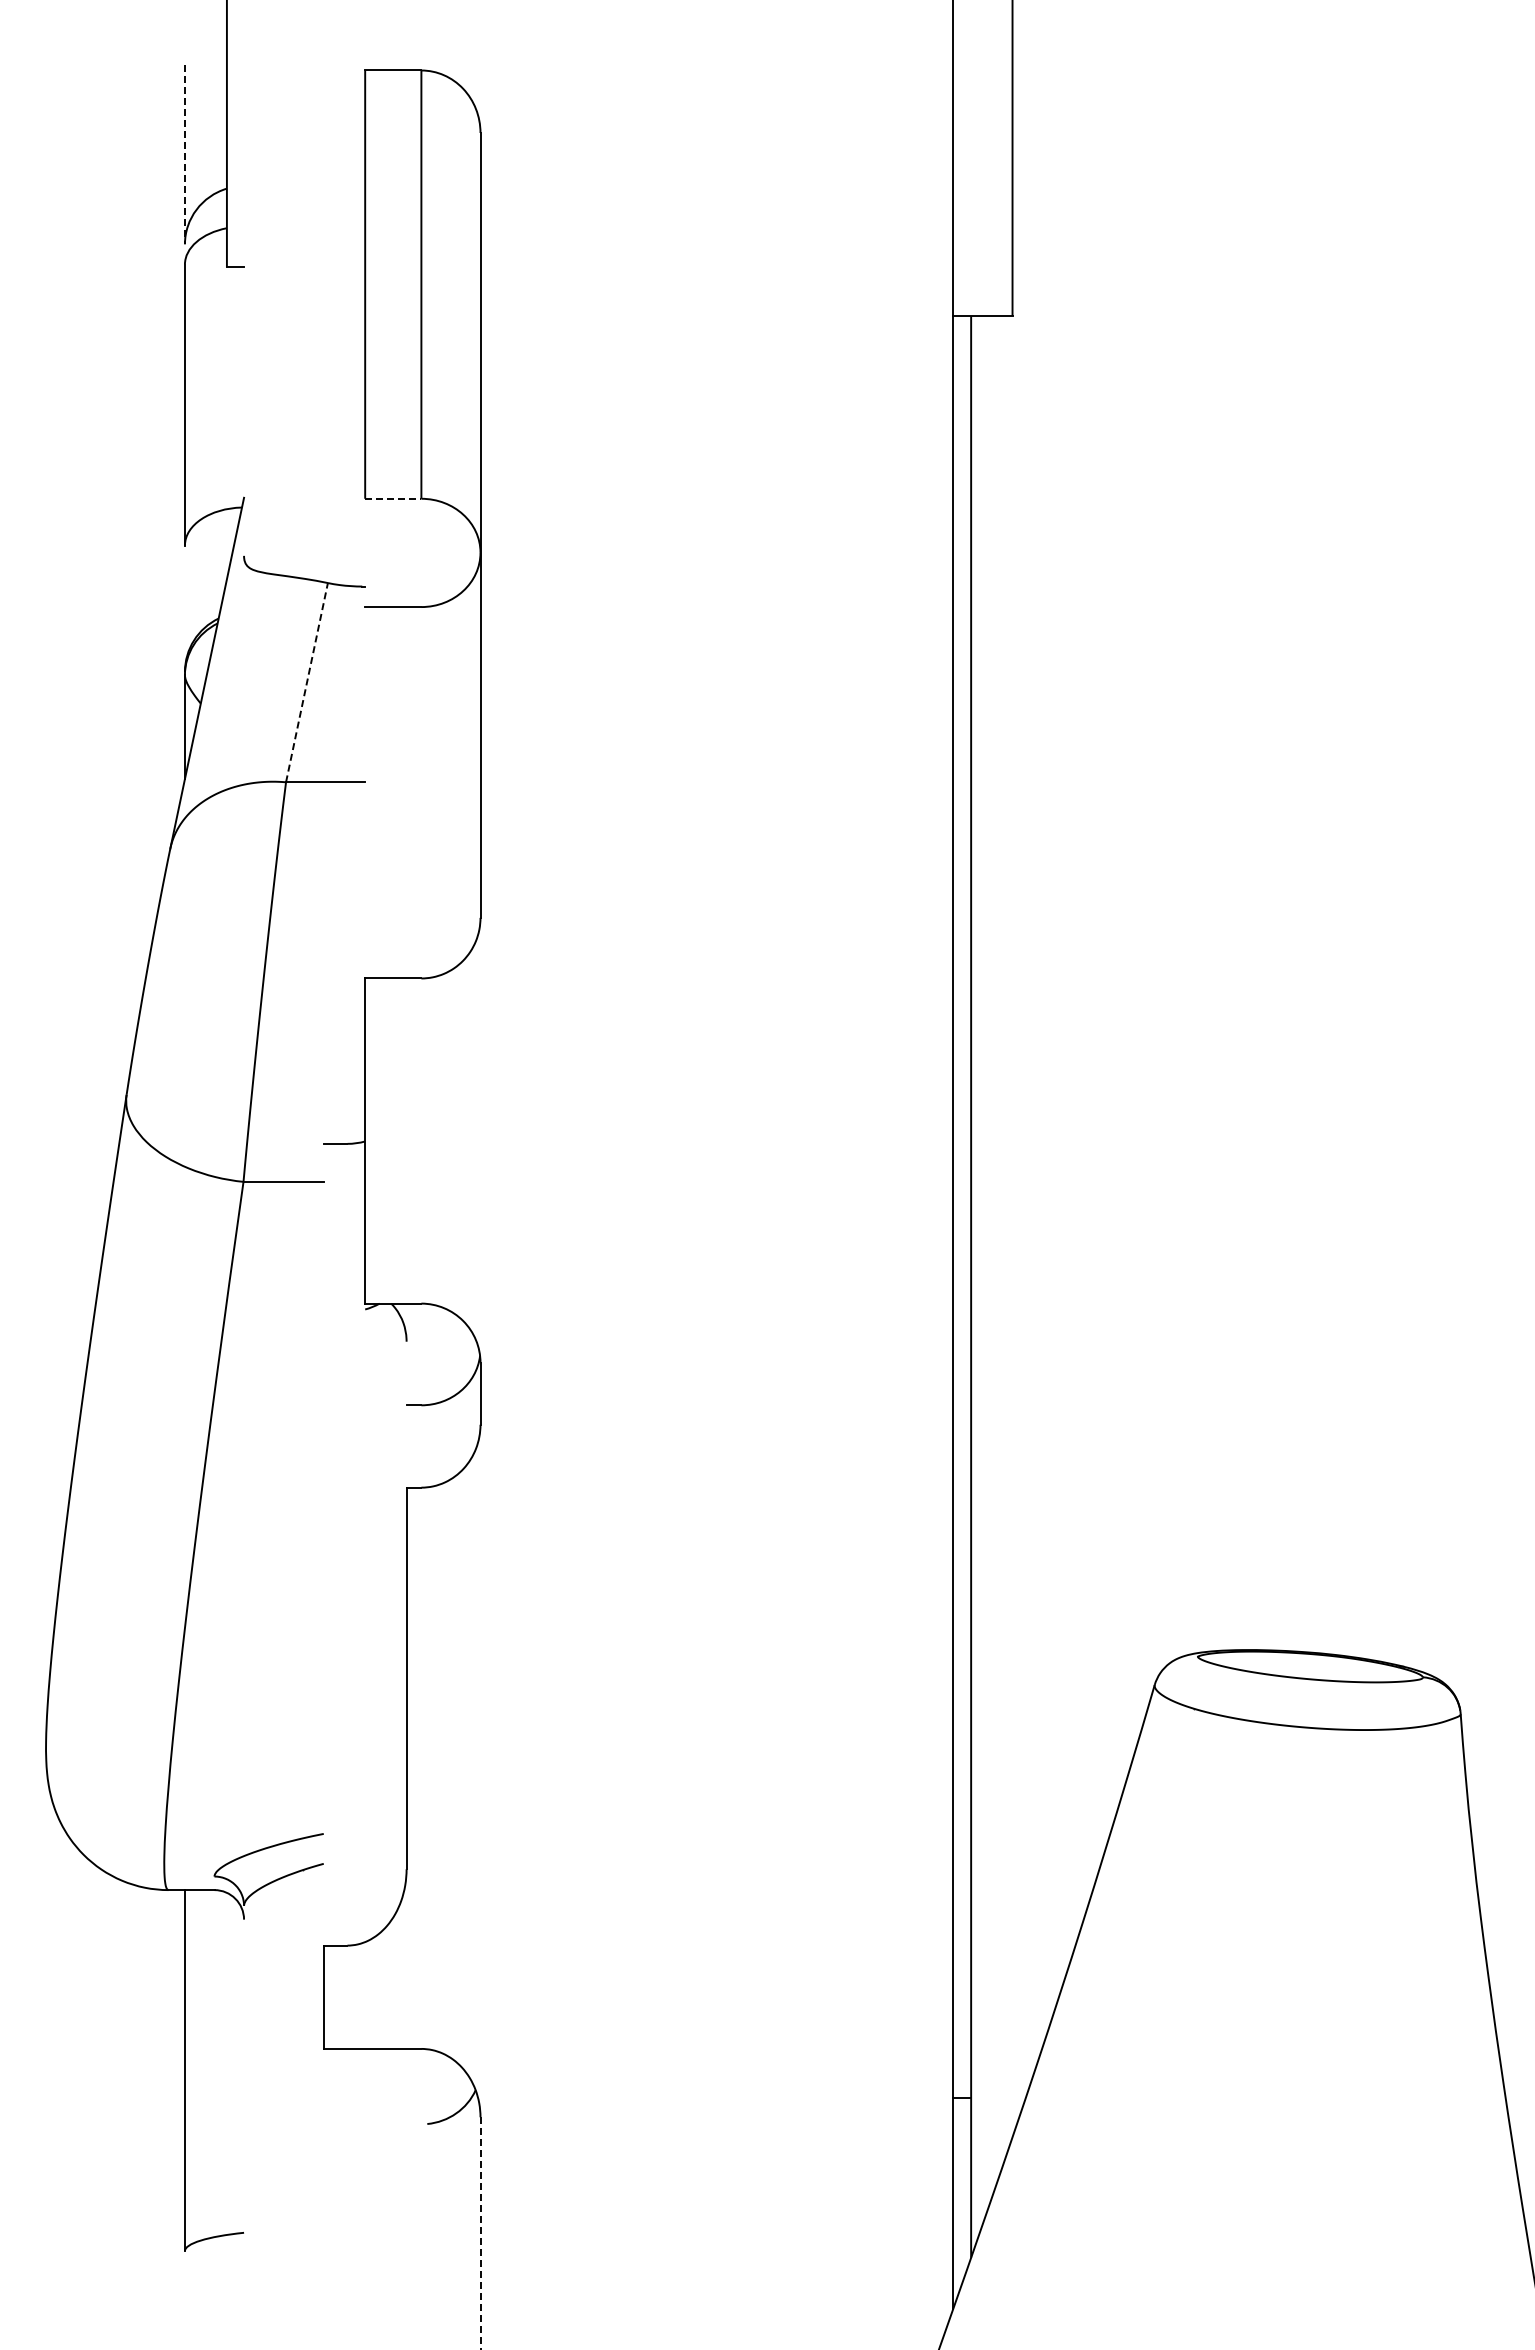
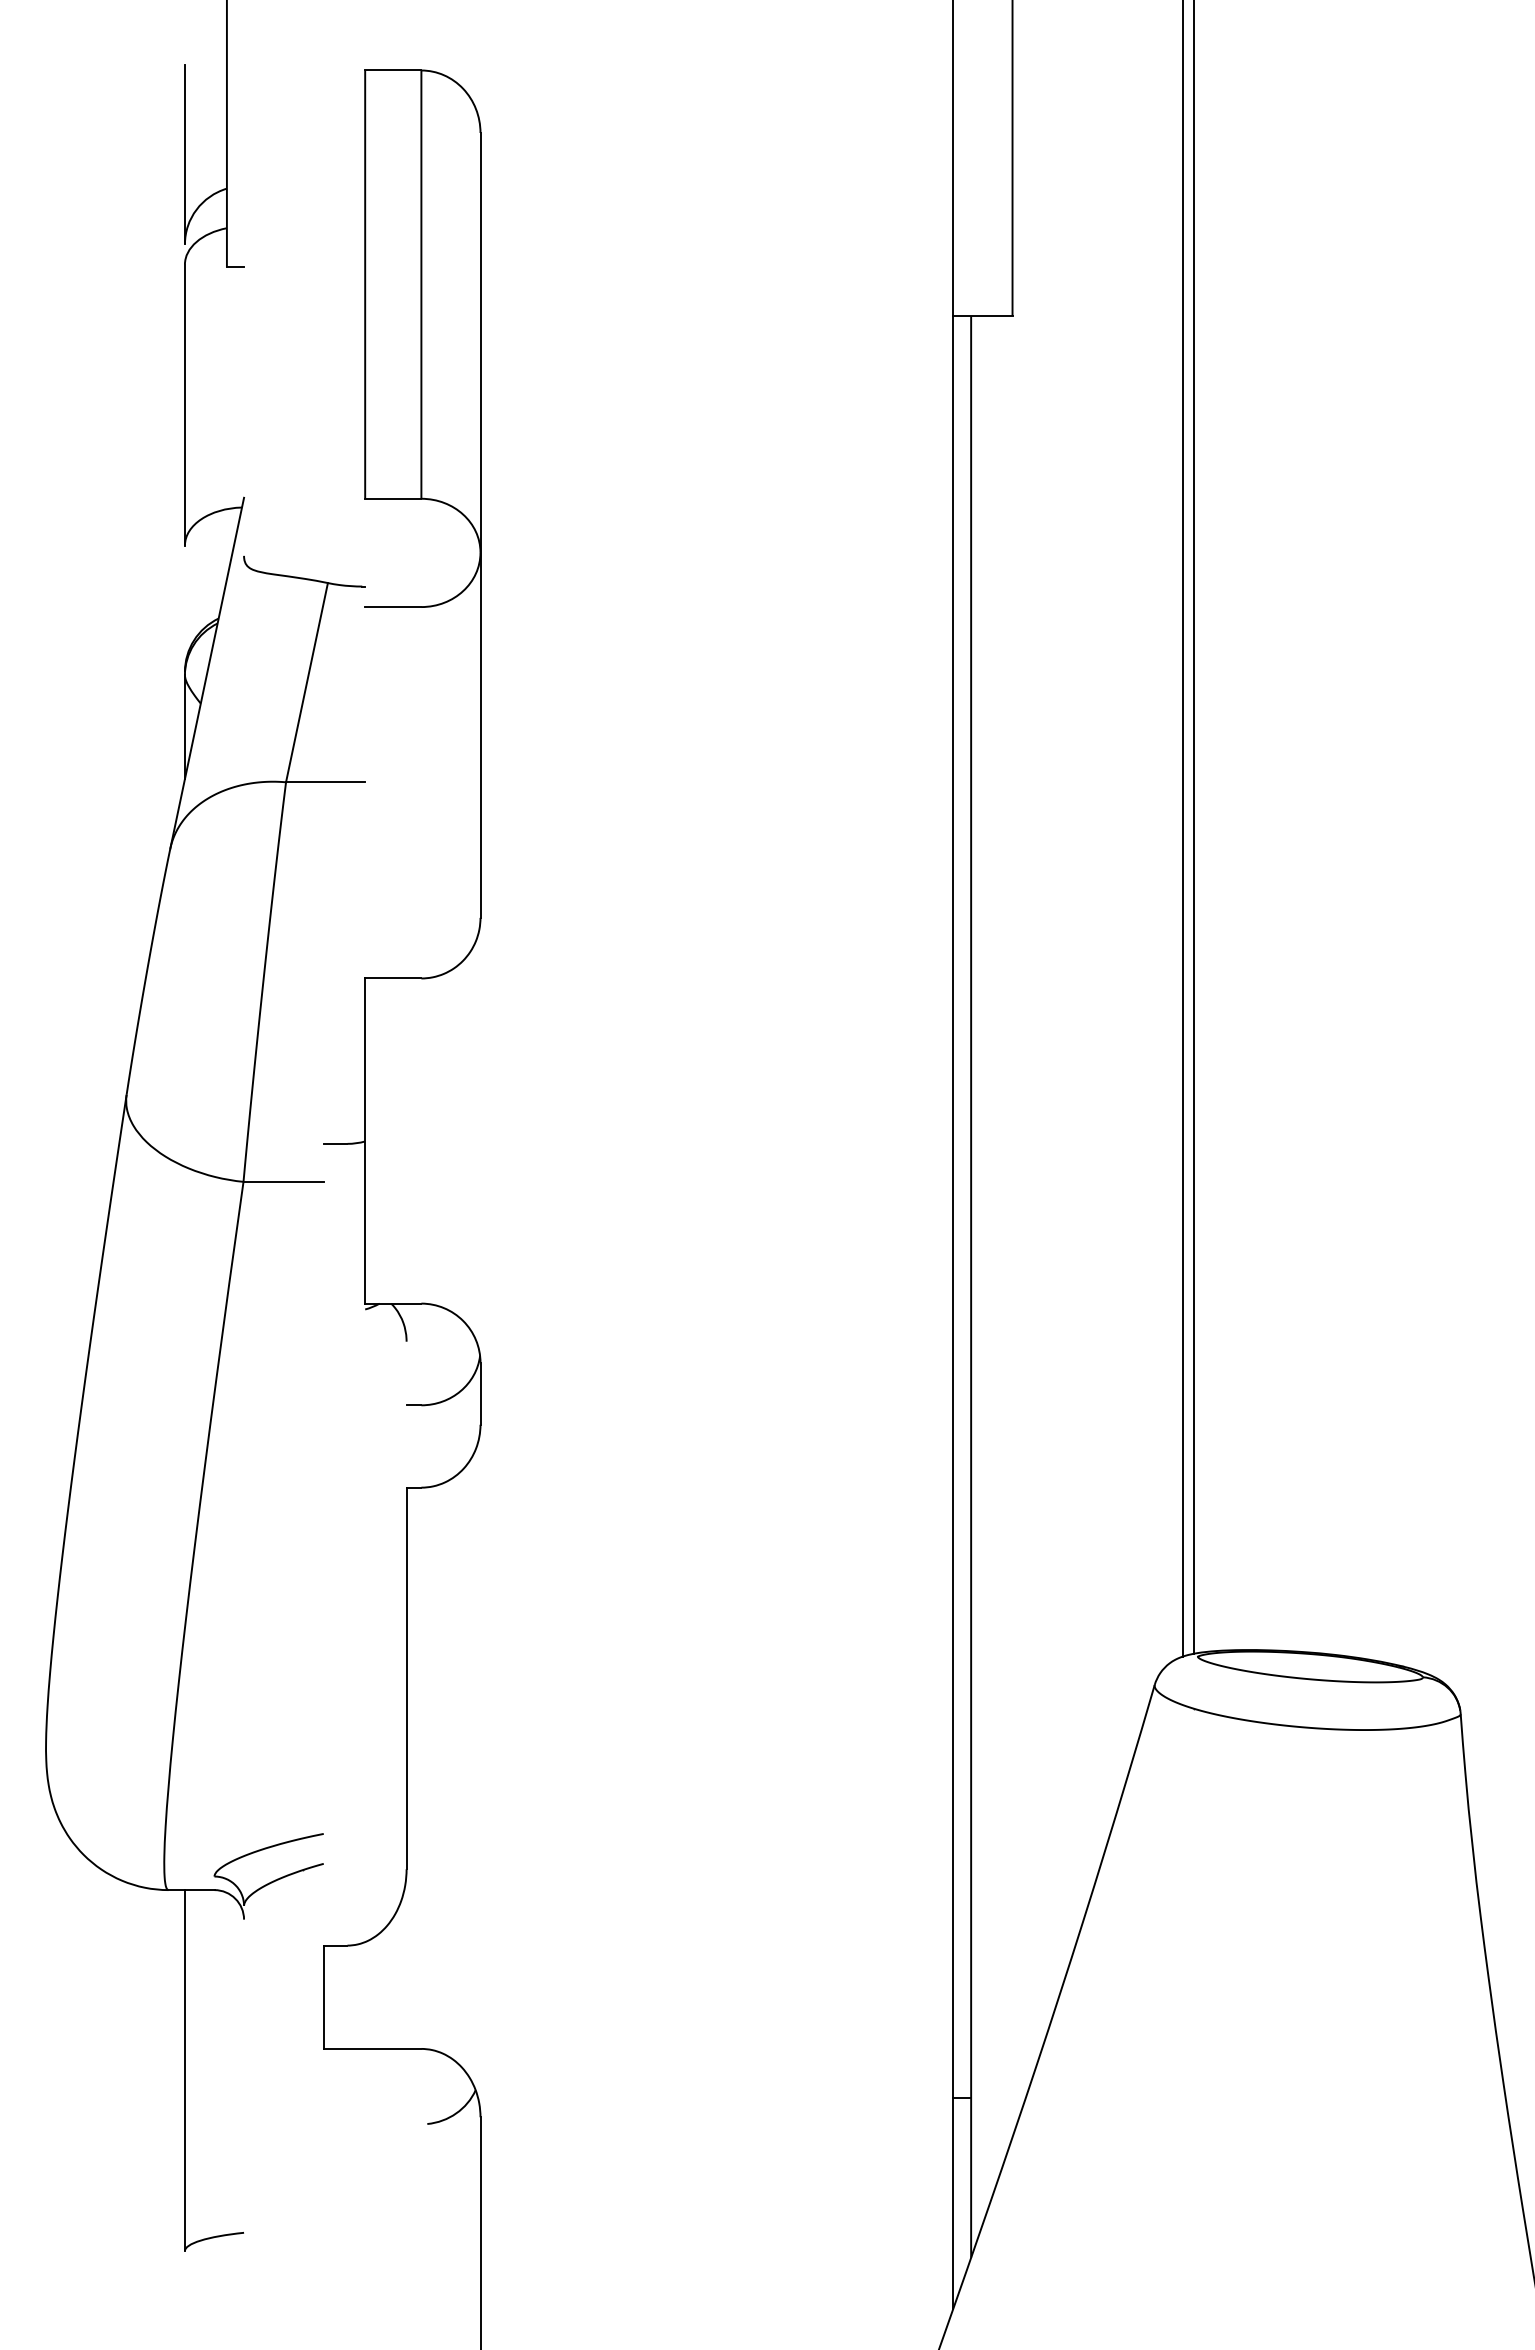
line: dashed -> solid (184, 154)
line: dashed -> solid (393, 498)
line: dashed -> solid (306, 682)
line: none -> present (1193, 827)
line: none -> present (1182, 829)
line: dashed -> solid (480, 2234)
